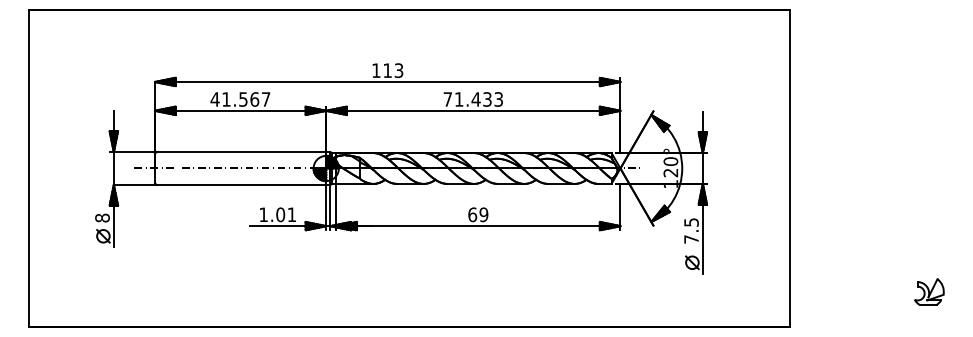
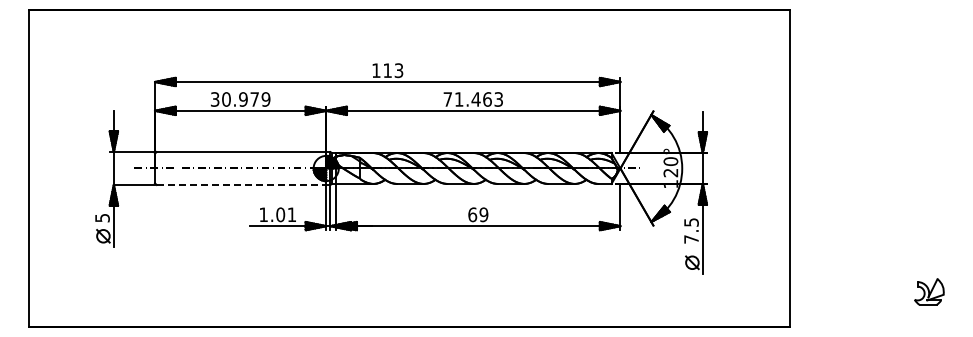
text: 41.567 -> 30.979 (240, 99)
text: 71.433 -> 71.463 (487, 99)
line: solid -> dashed (241, 184)
text: 8 -> 5 (102, 217)
